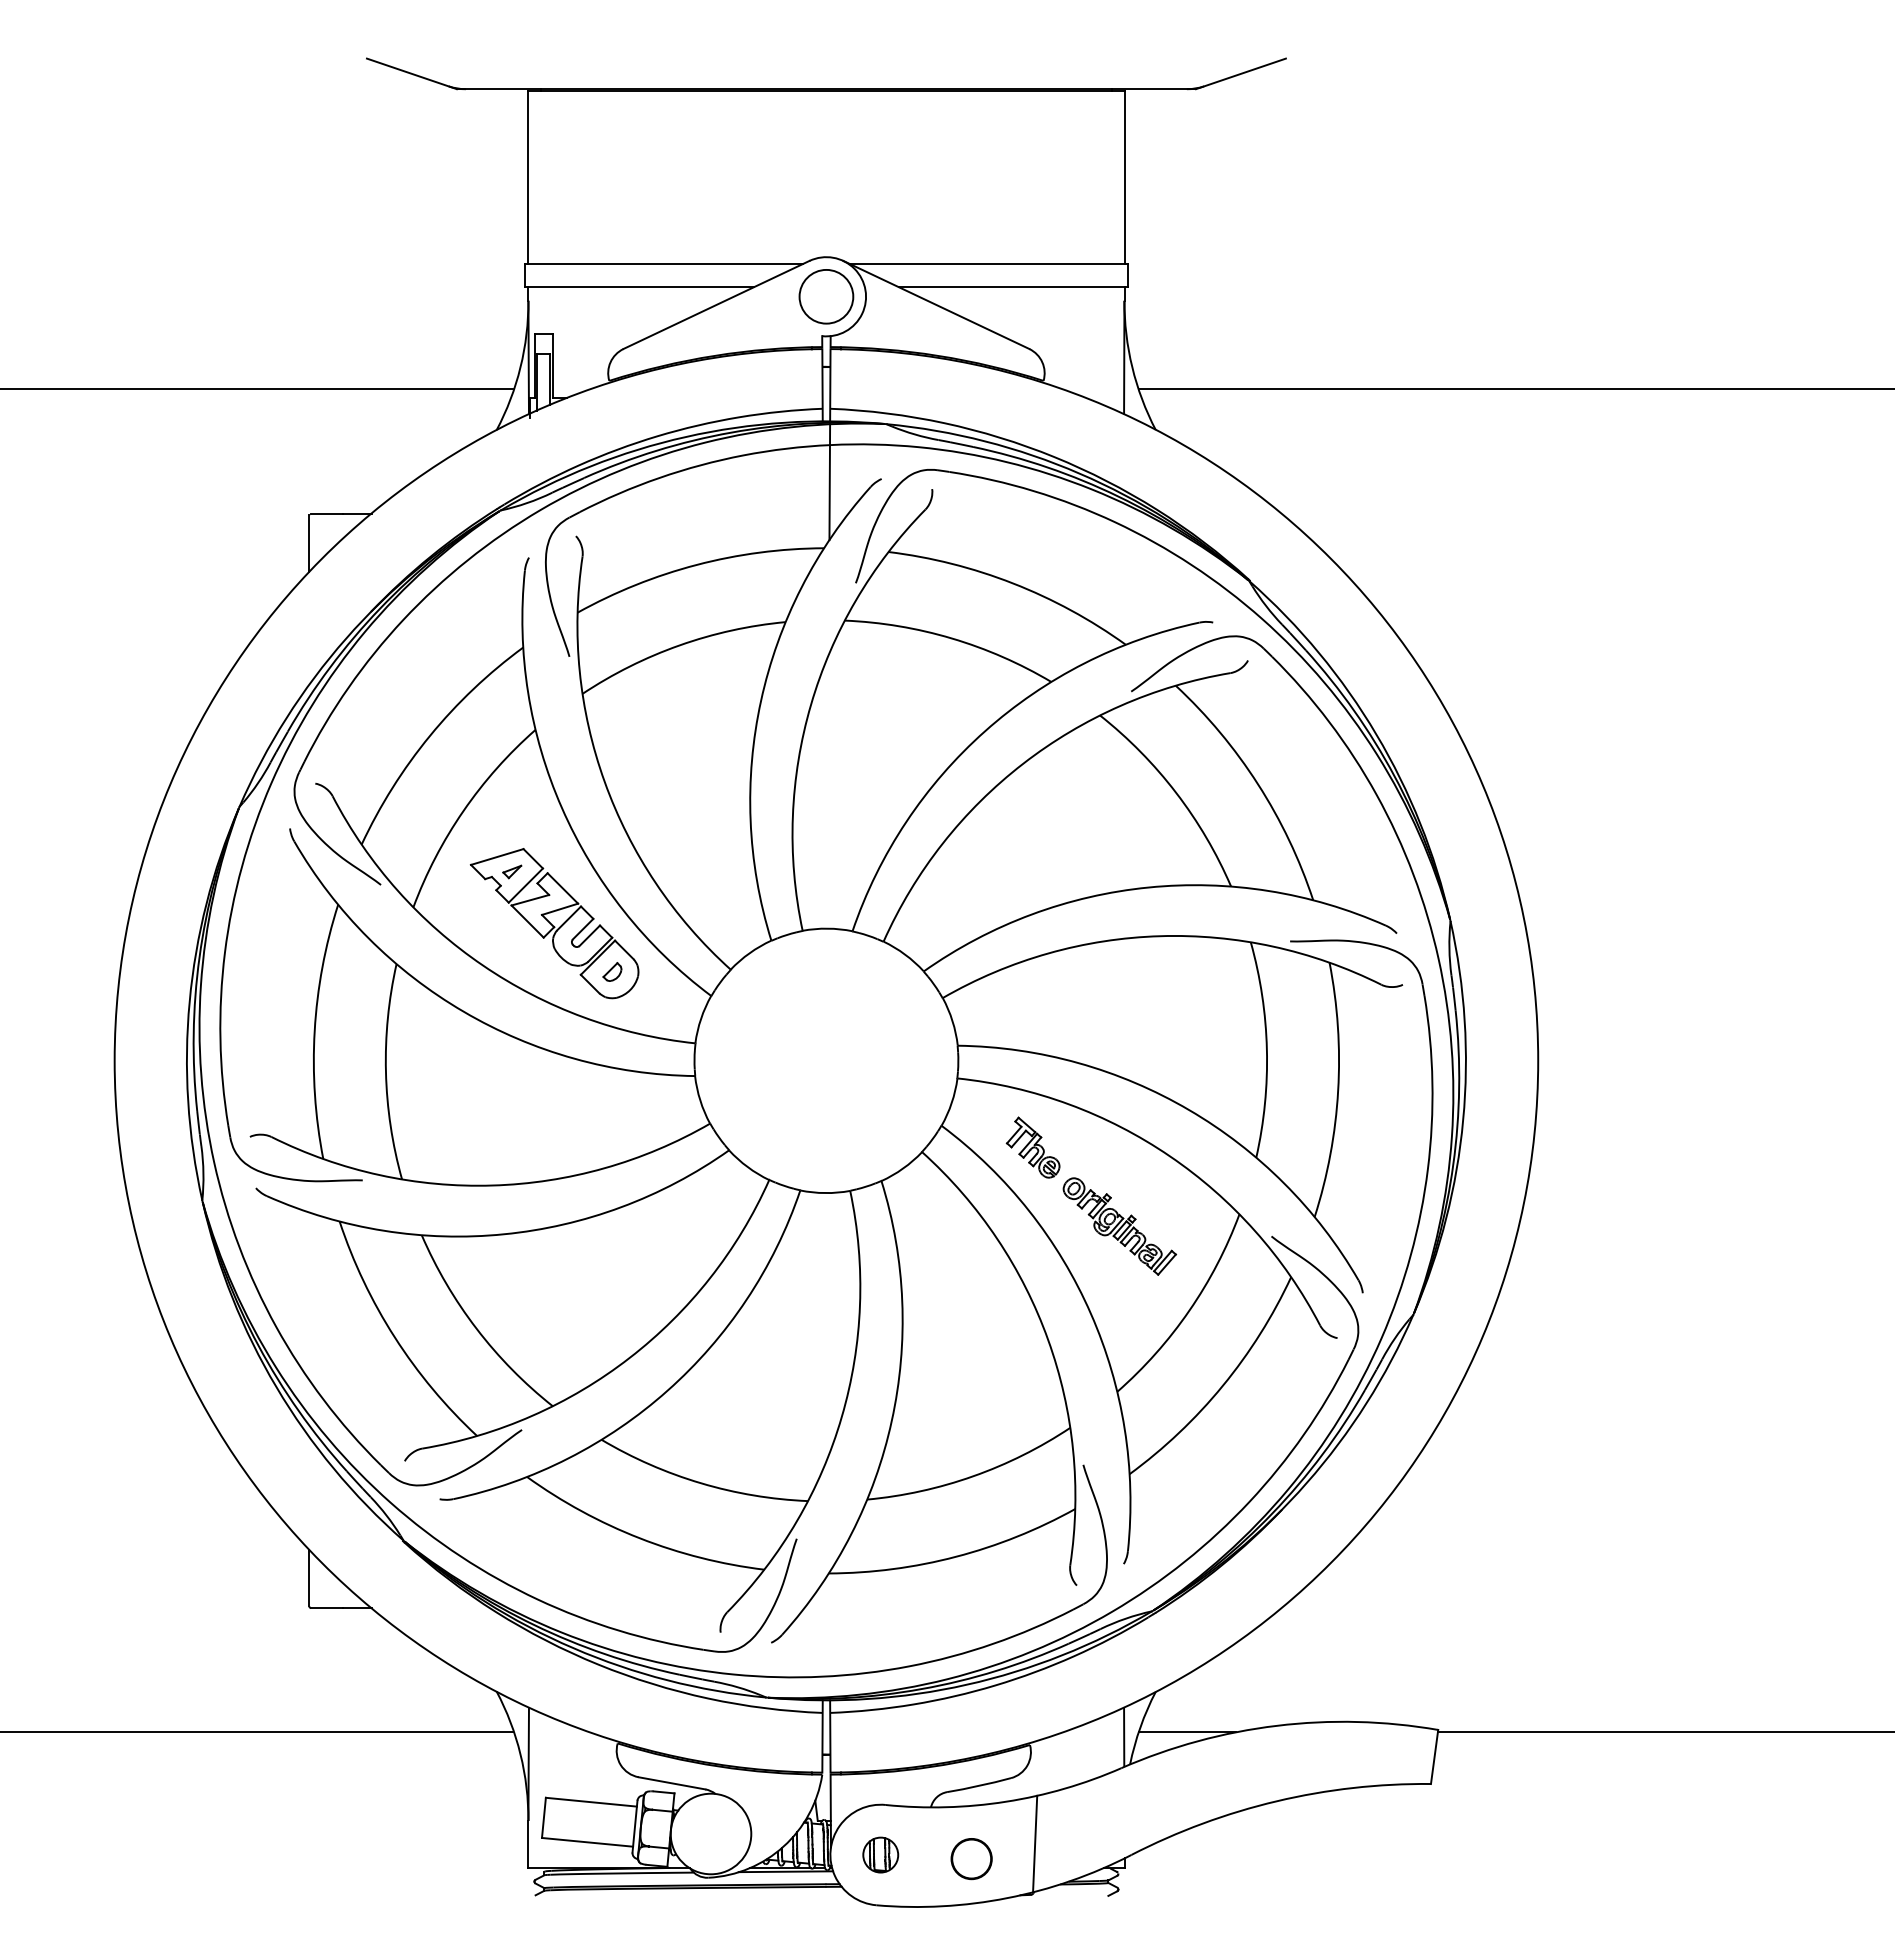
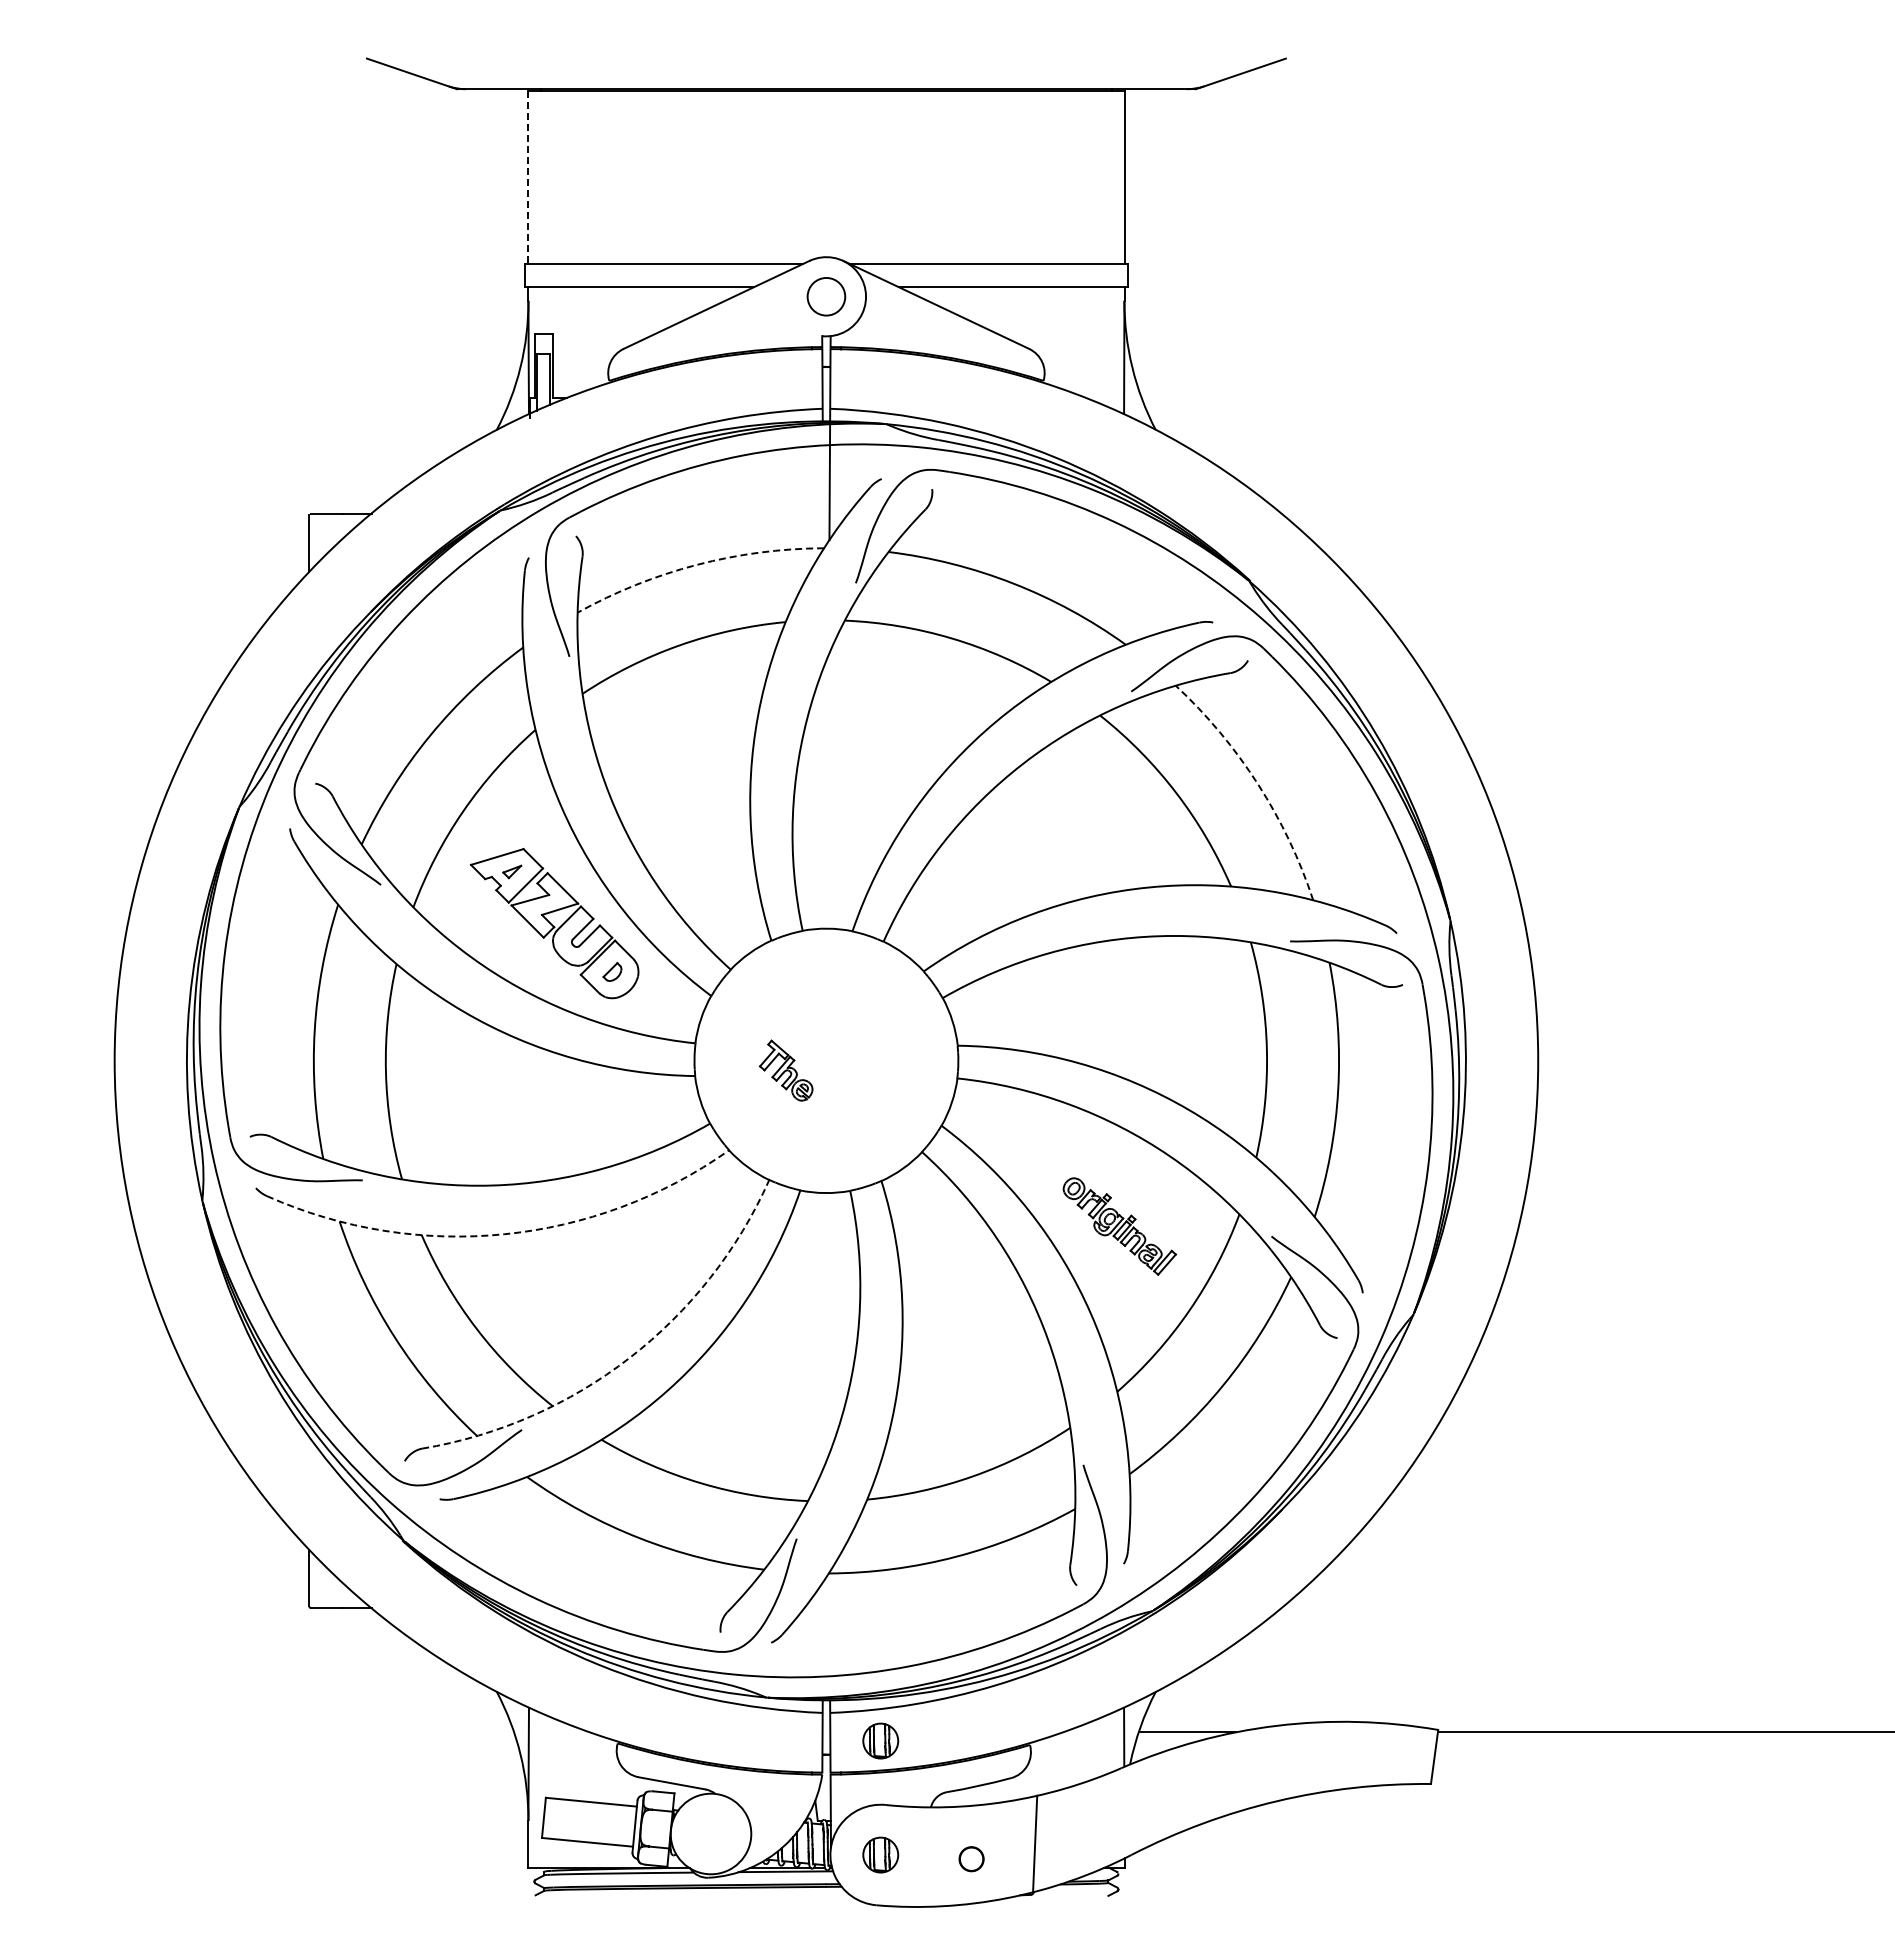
line: solid -> dashed (527, 178)
circle diameter: 54 px -> 38 px (826, 296)
line: present -> none (257, 389)
line: present -> none (1515, 389)
arc: solid -> dashed (696, 564)
arc: solid -> dashed (1258, 784)
part position: (1032, 1147) -> (785, 1070) (785, 1070)
arc: solid -> dashed (504, 1234)
arc: solid -> dashed (629, 1358)
line: present -> none (257, 1732)
part: none -> present (880, 1740)
circle size: 43x43 px -> 27x27 px (971, 1859)
